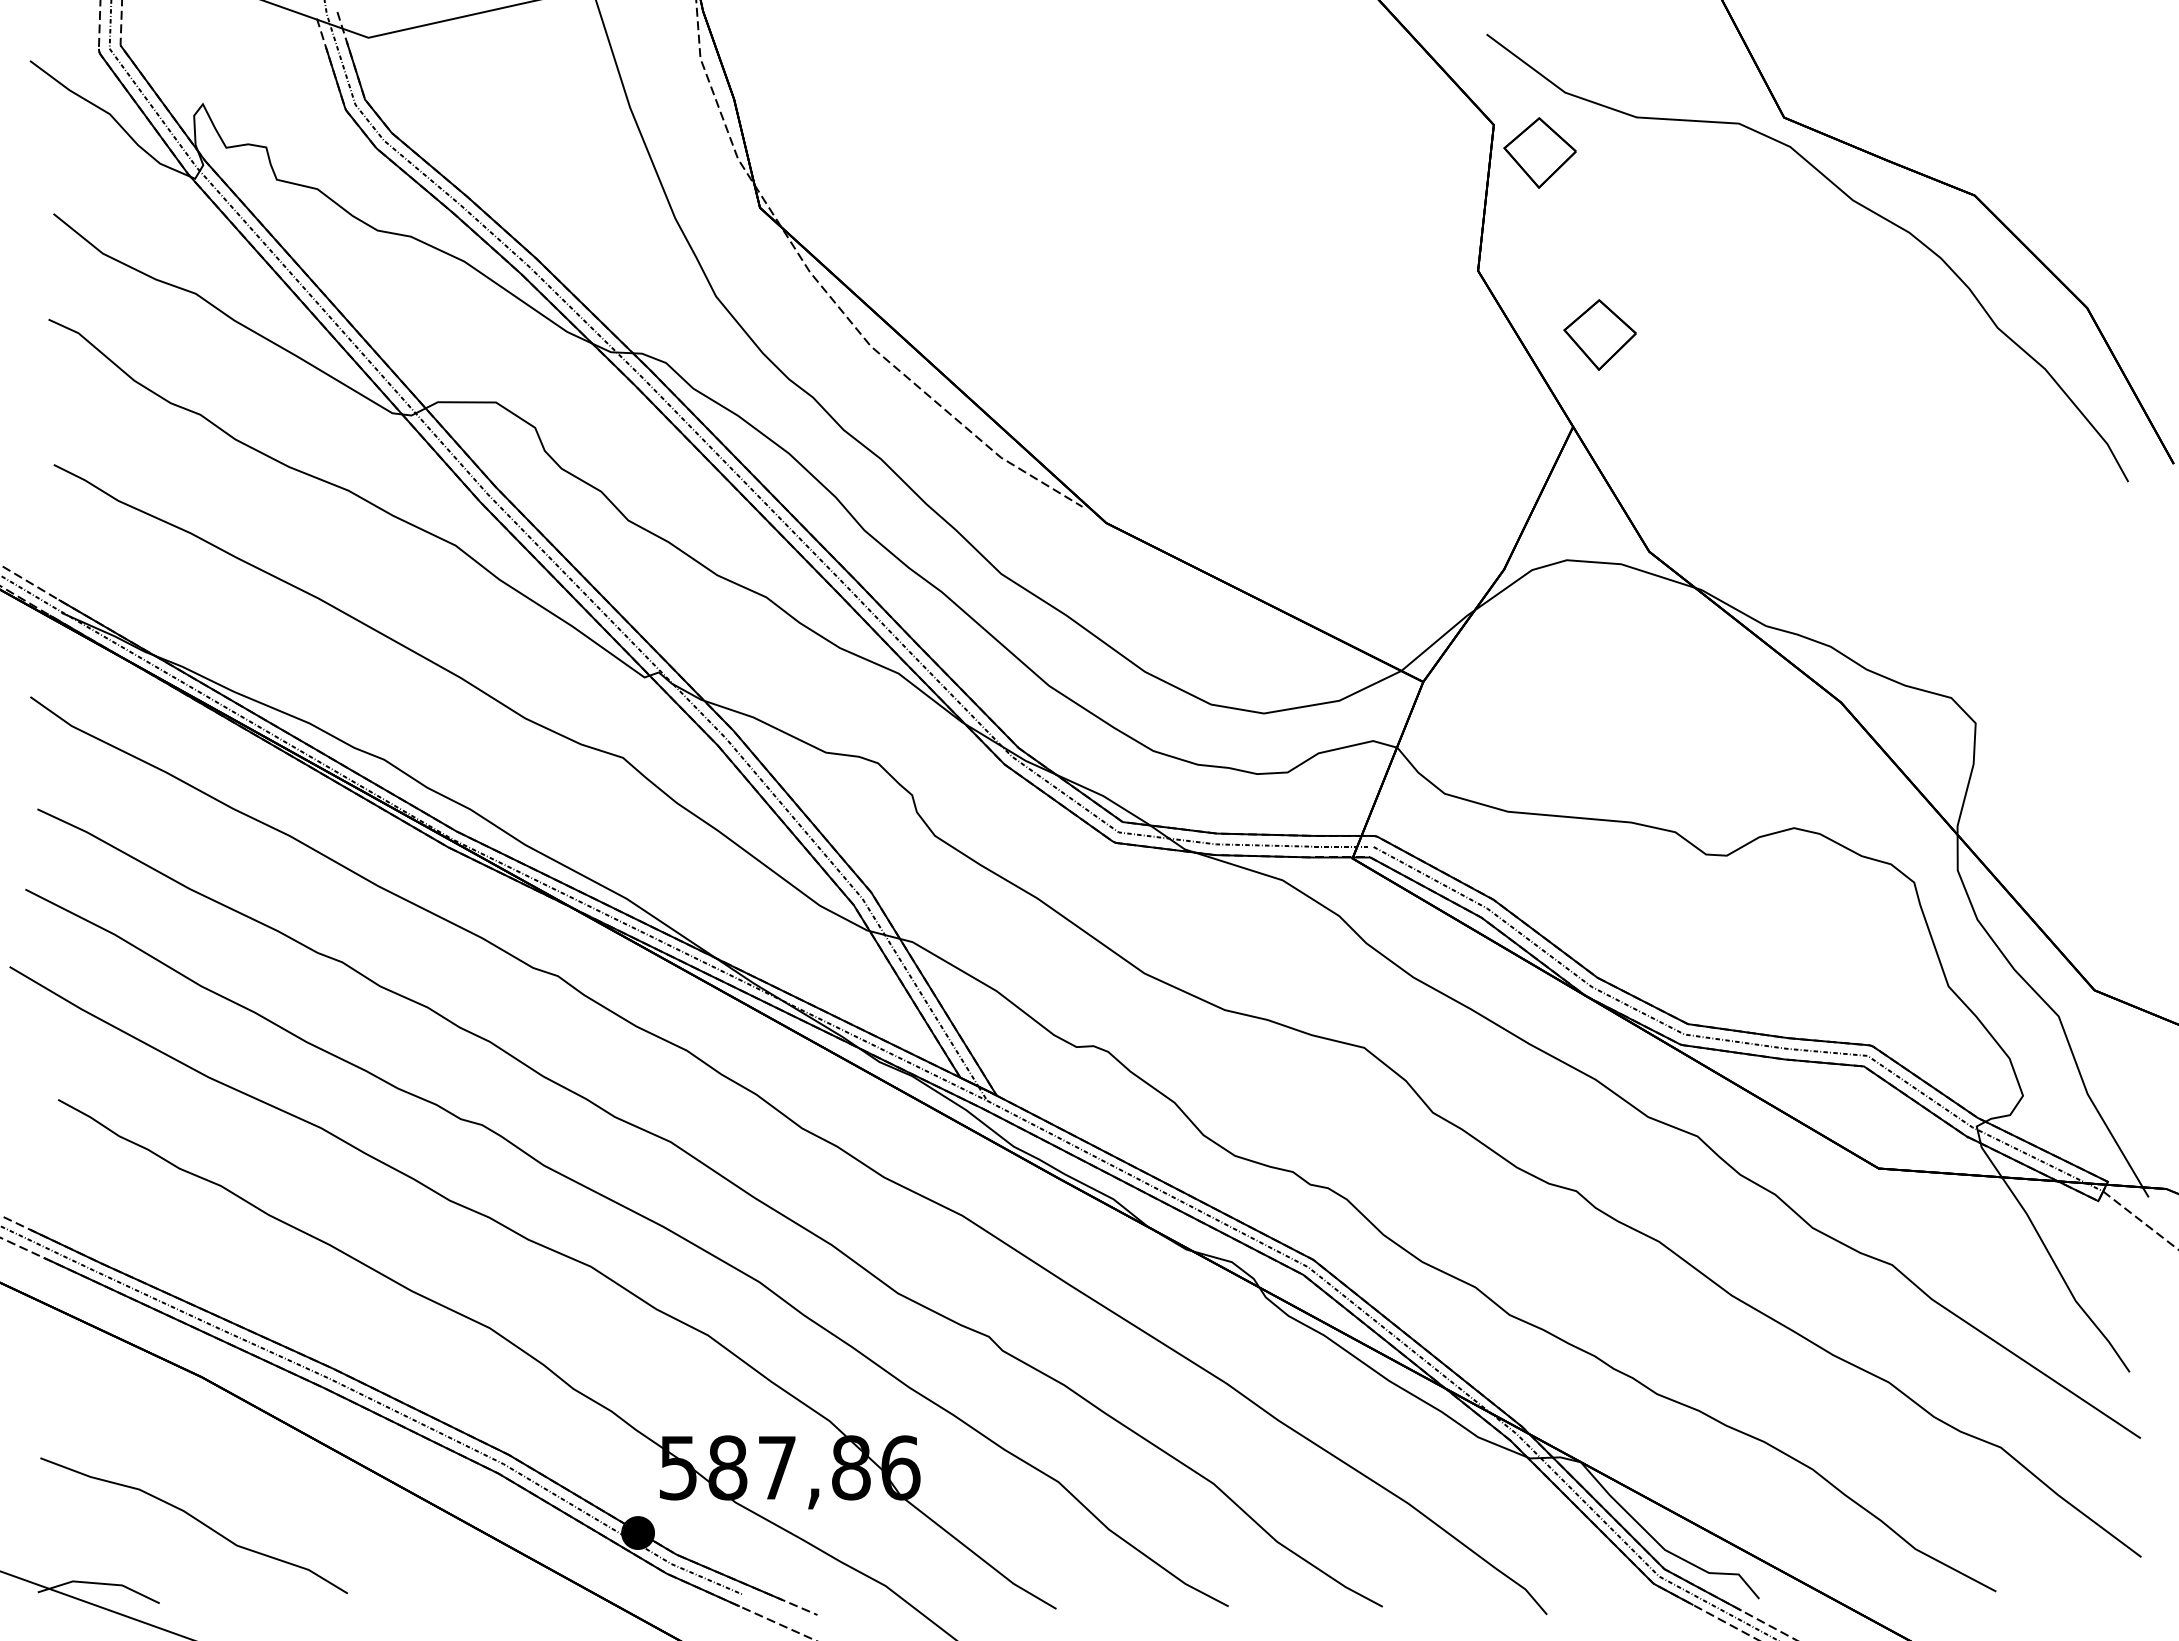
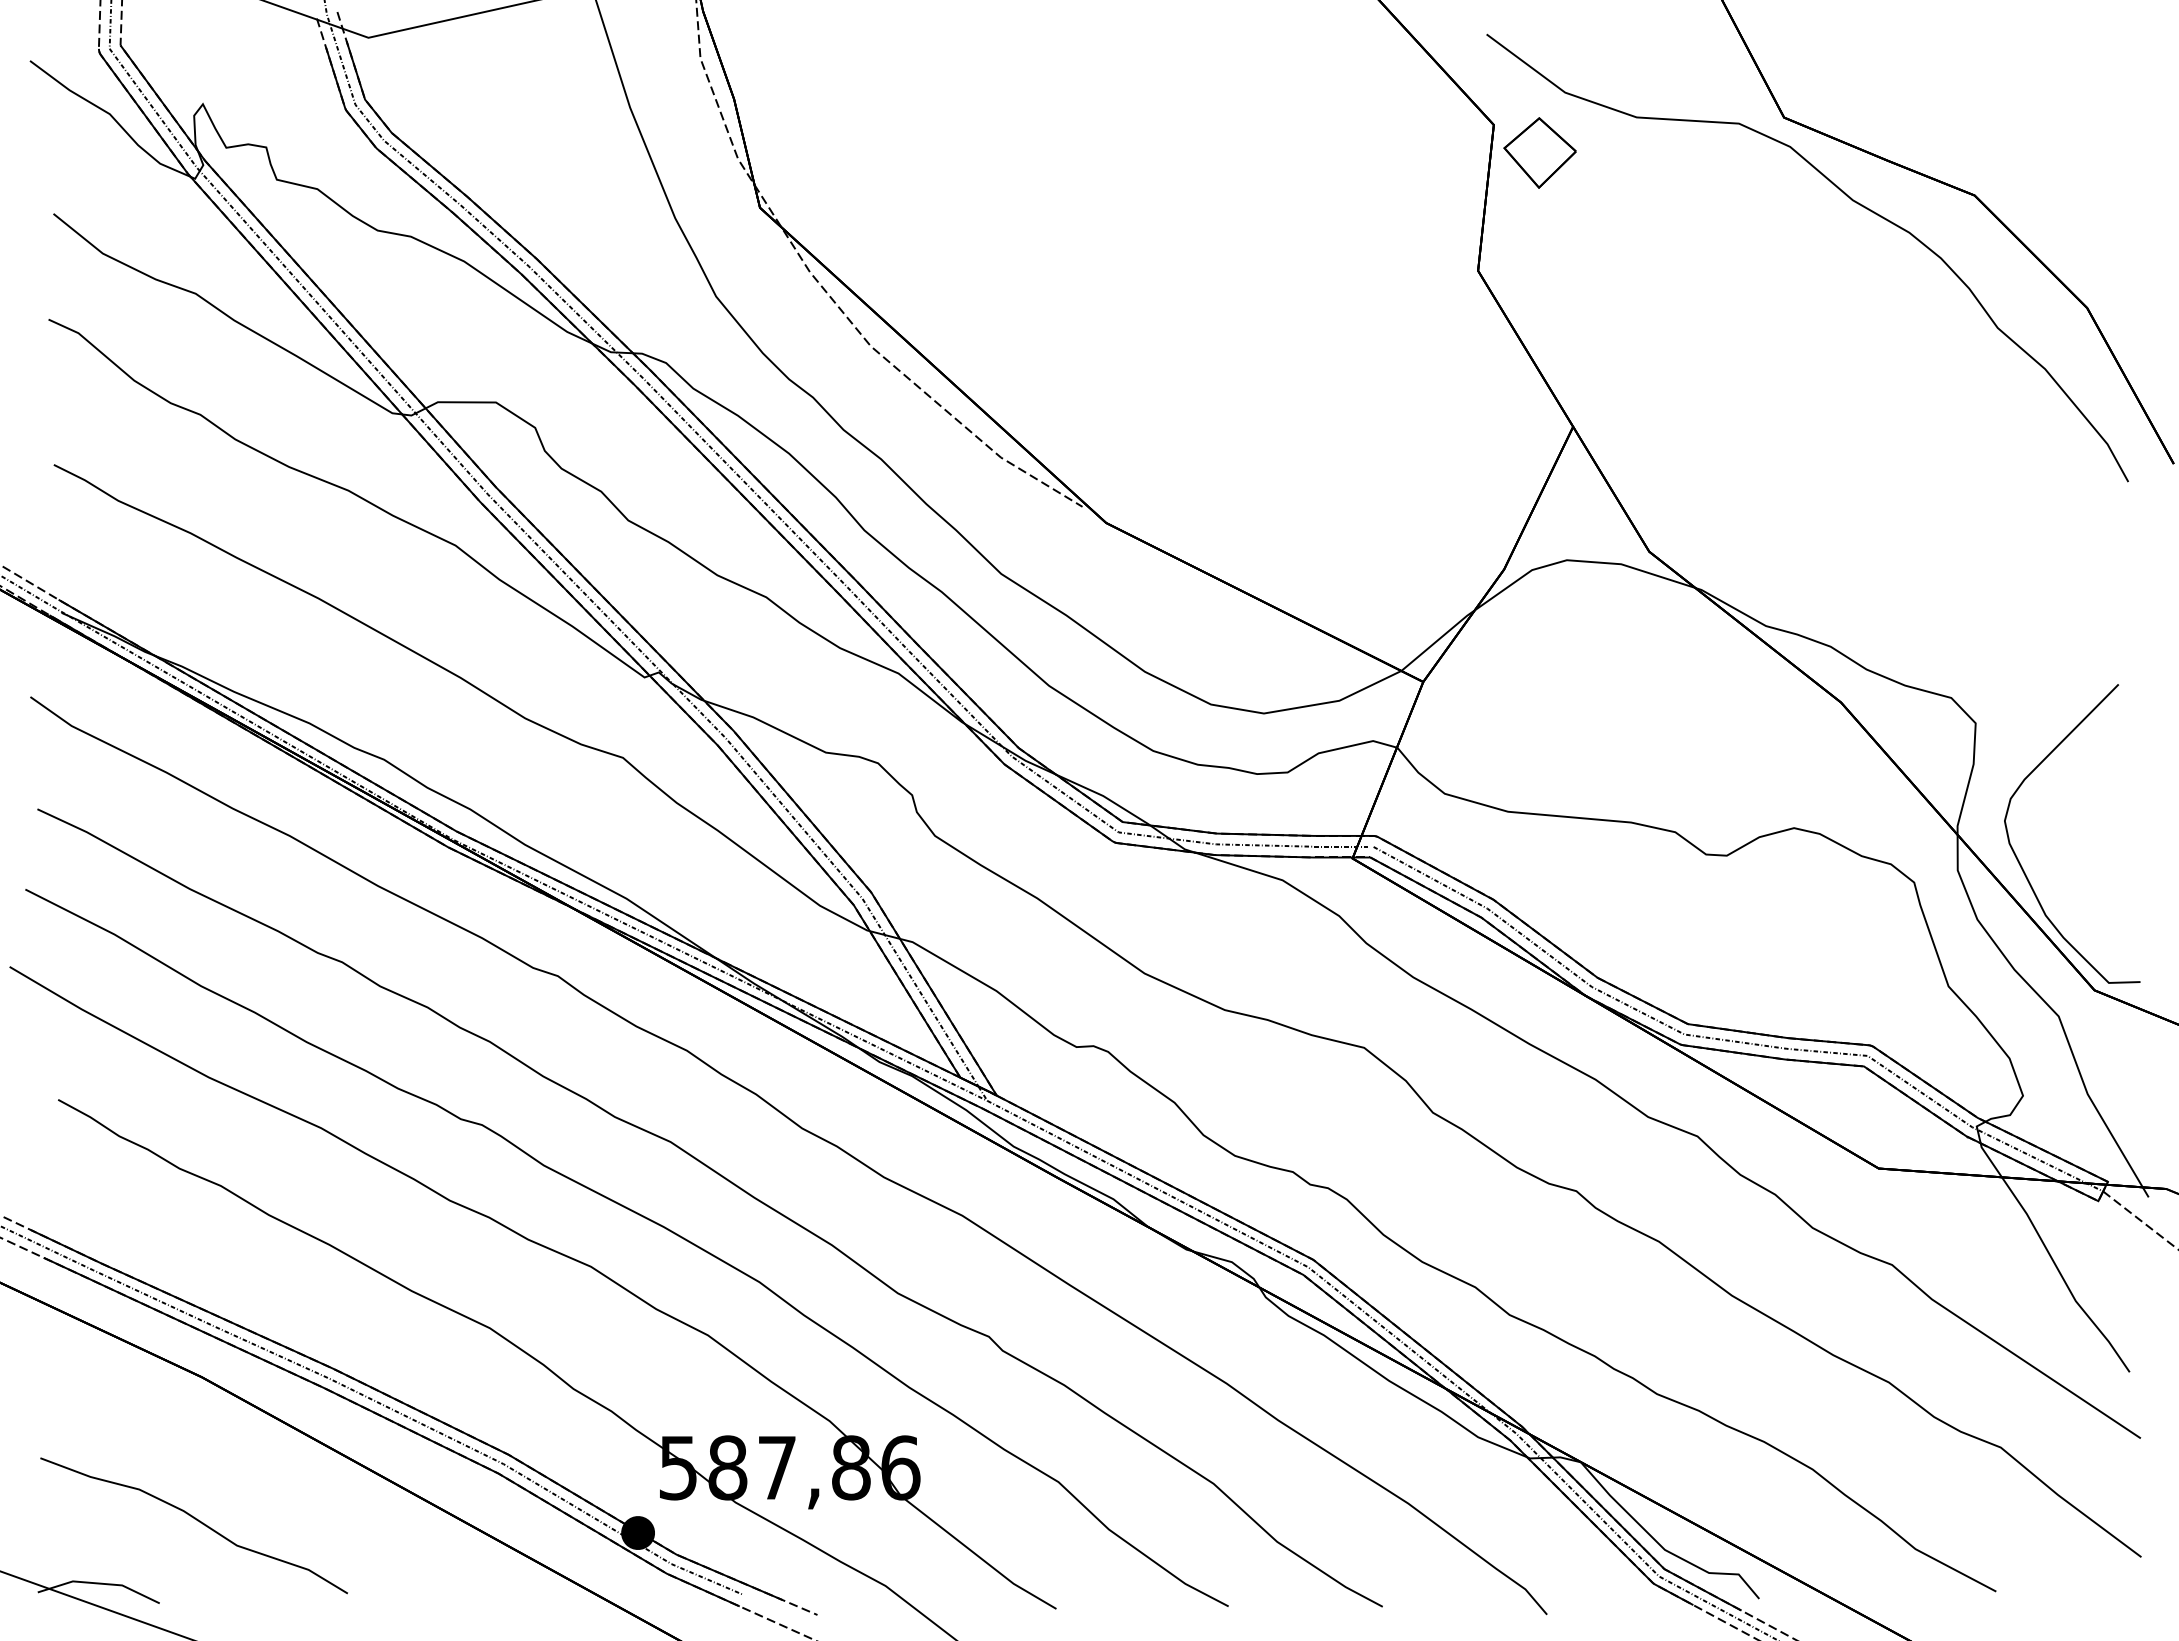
part: present -> none (1599, 334)
curve: none -> present (2019, 860)
